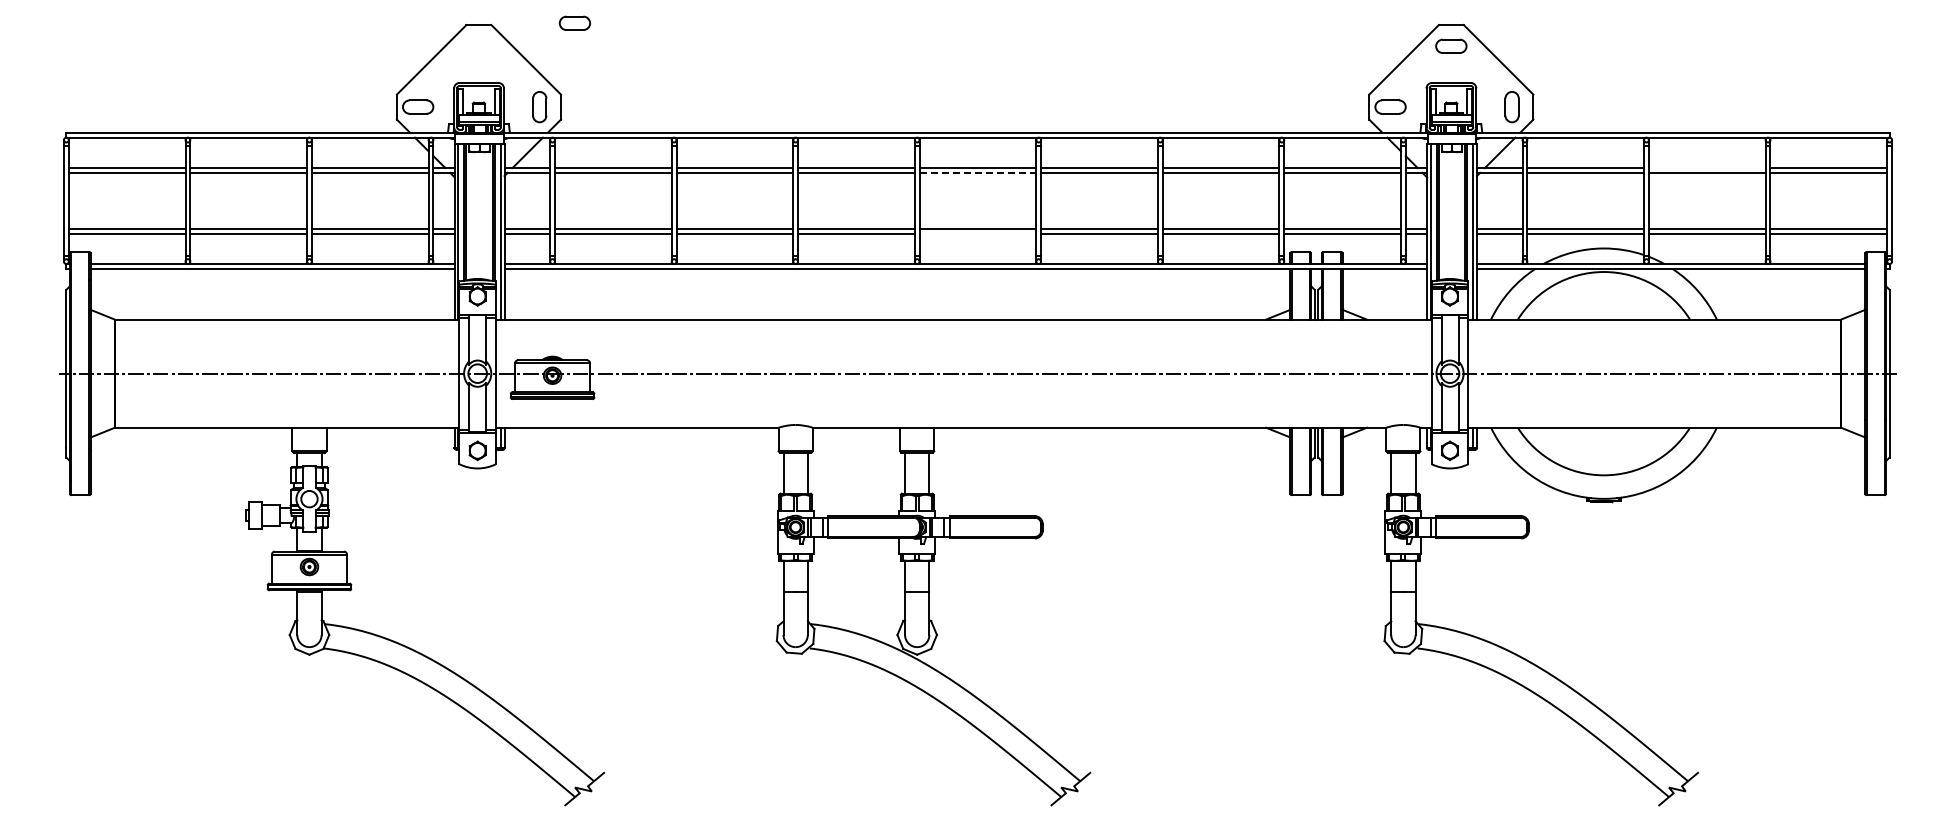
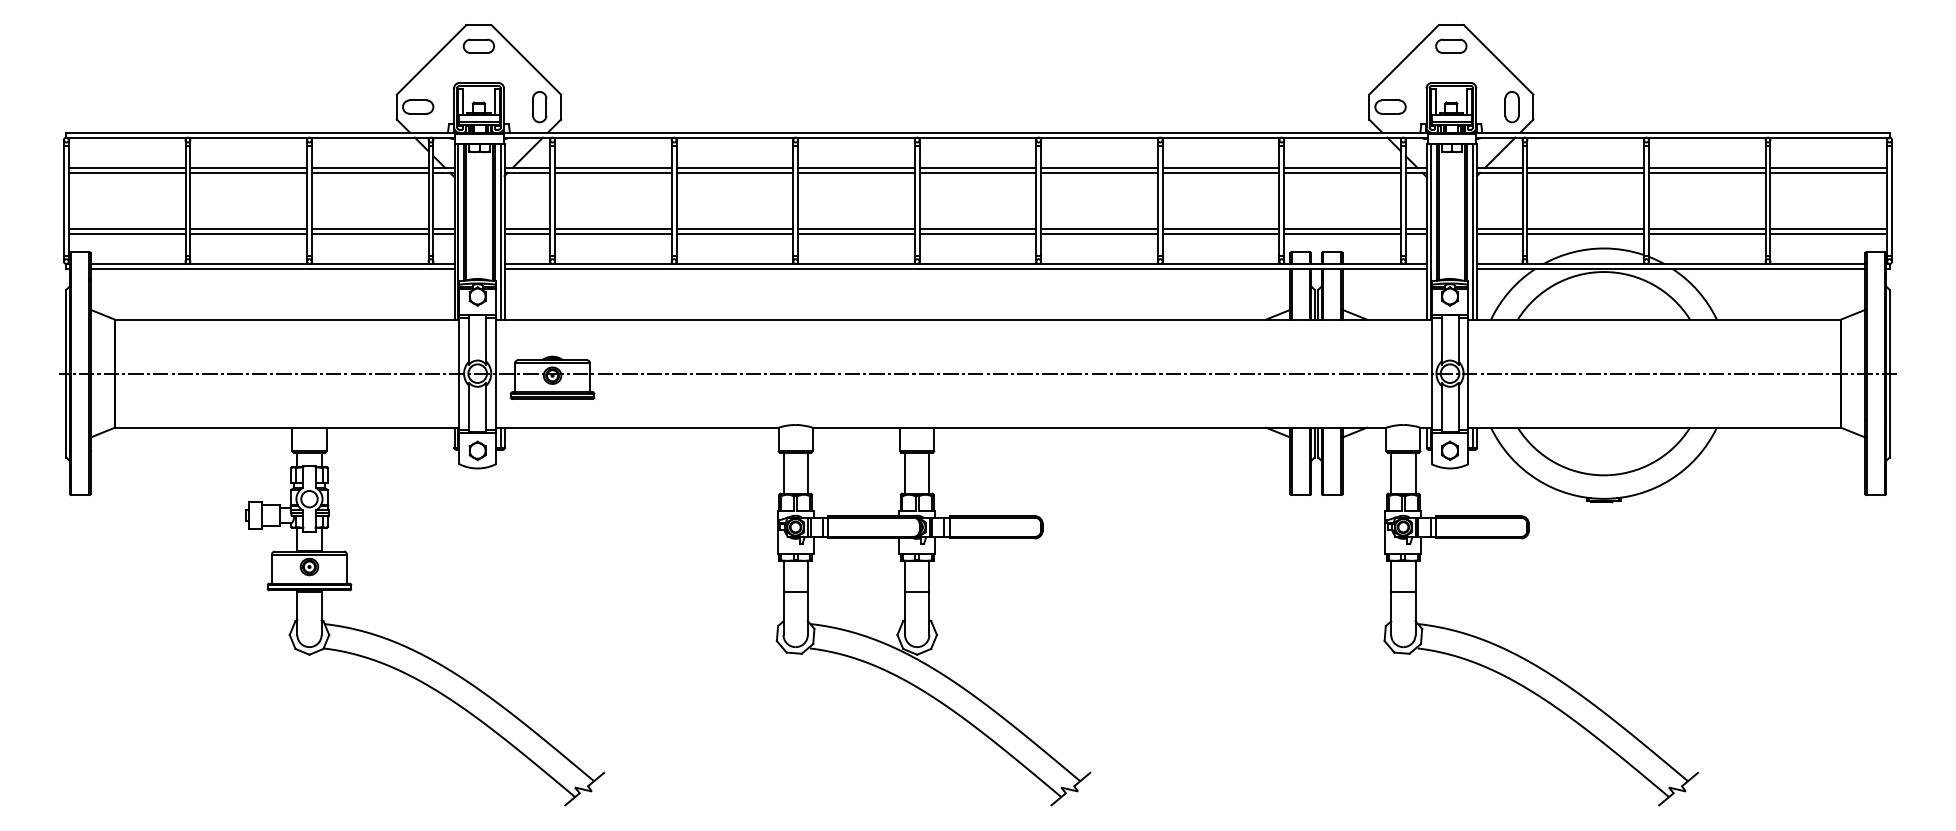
part position: (574, 22) -> (478, 45) (478, 45)
line: none -> present (1706, 168)
line: dashed -> solid (978, 172)
line: none -> present (977, 233)
